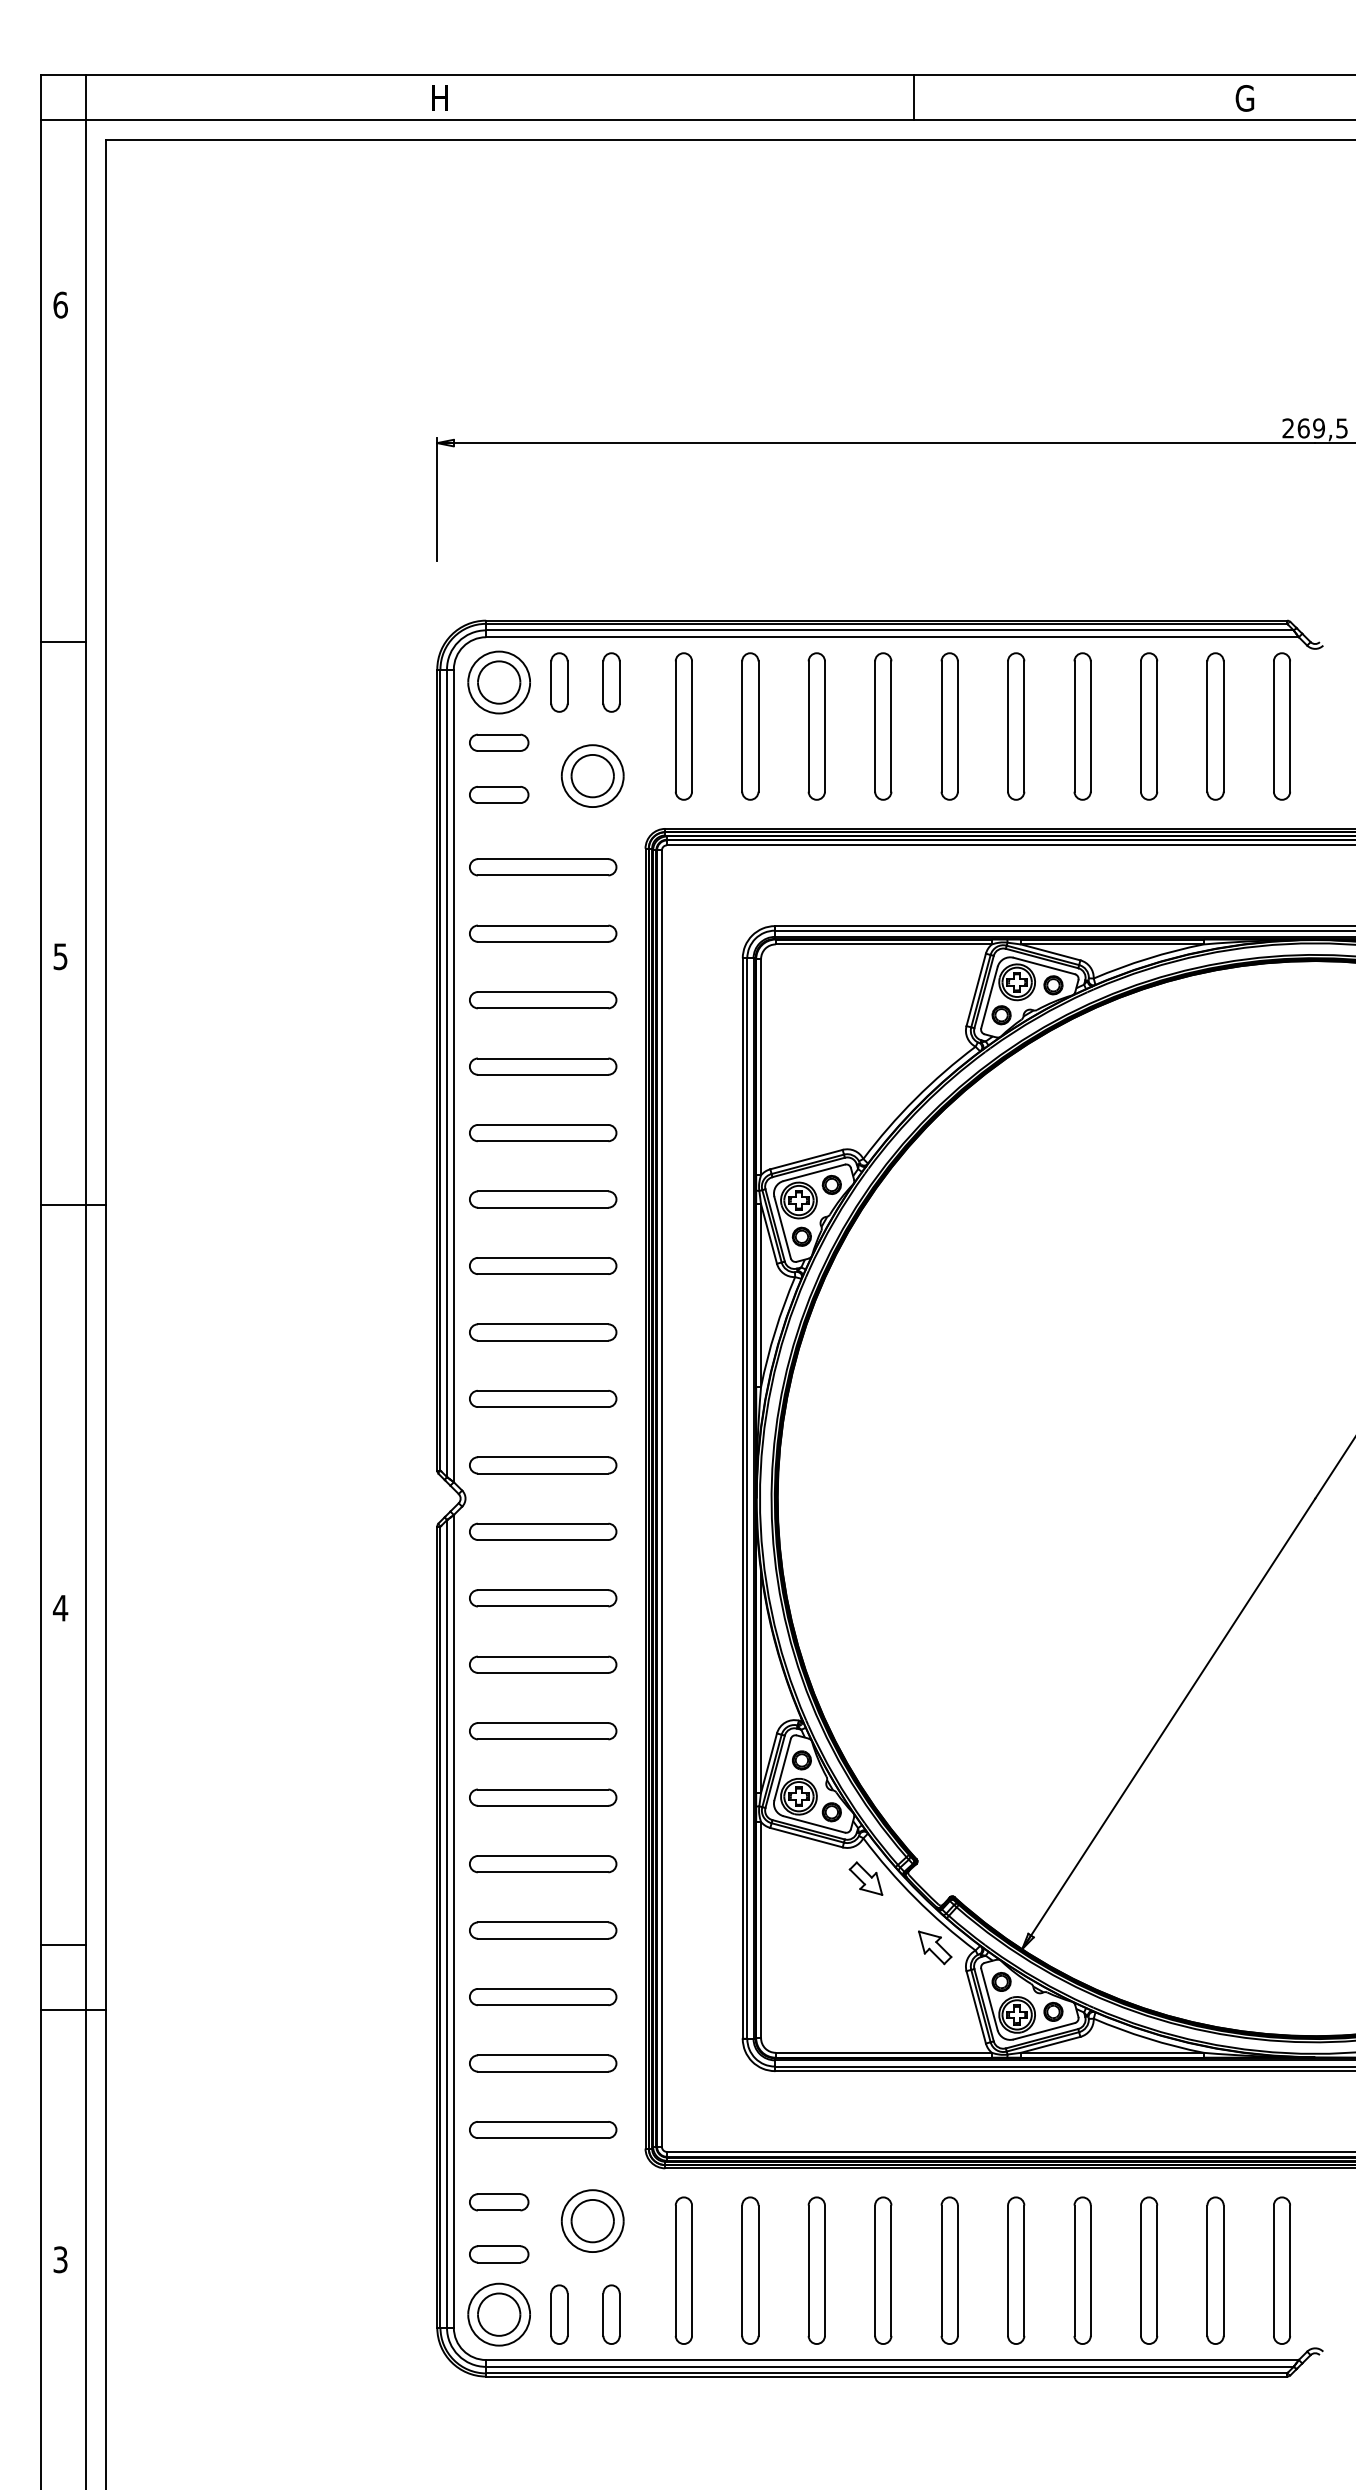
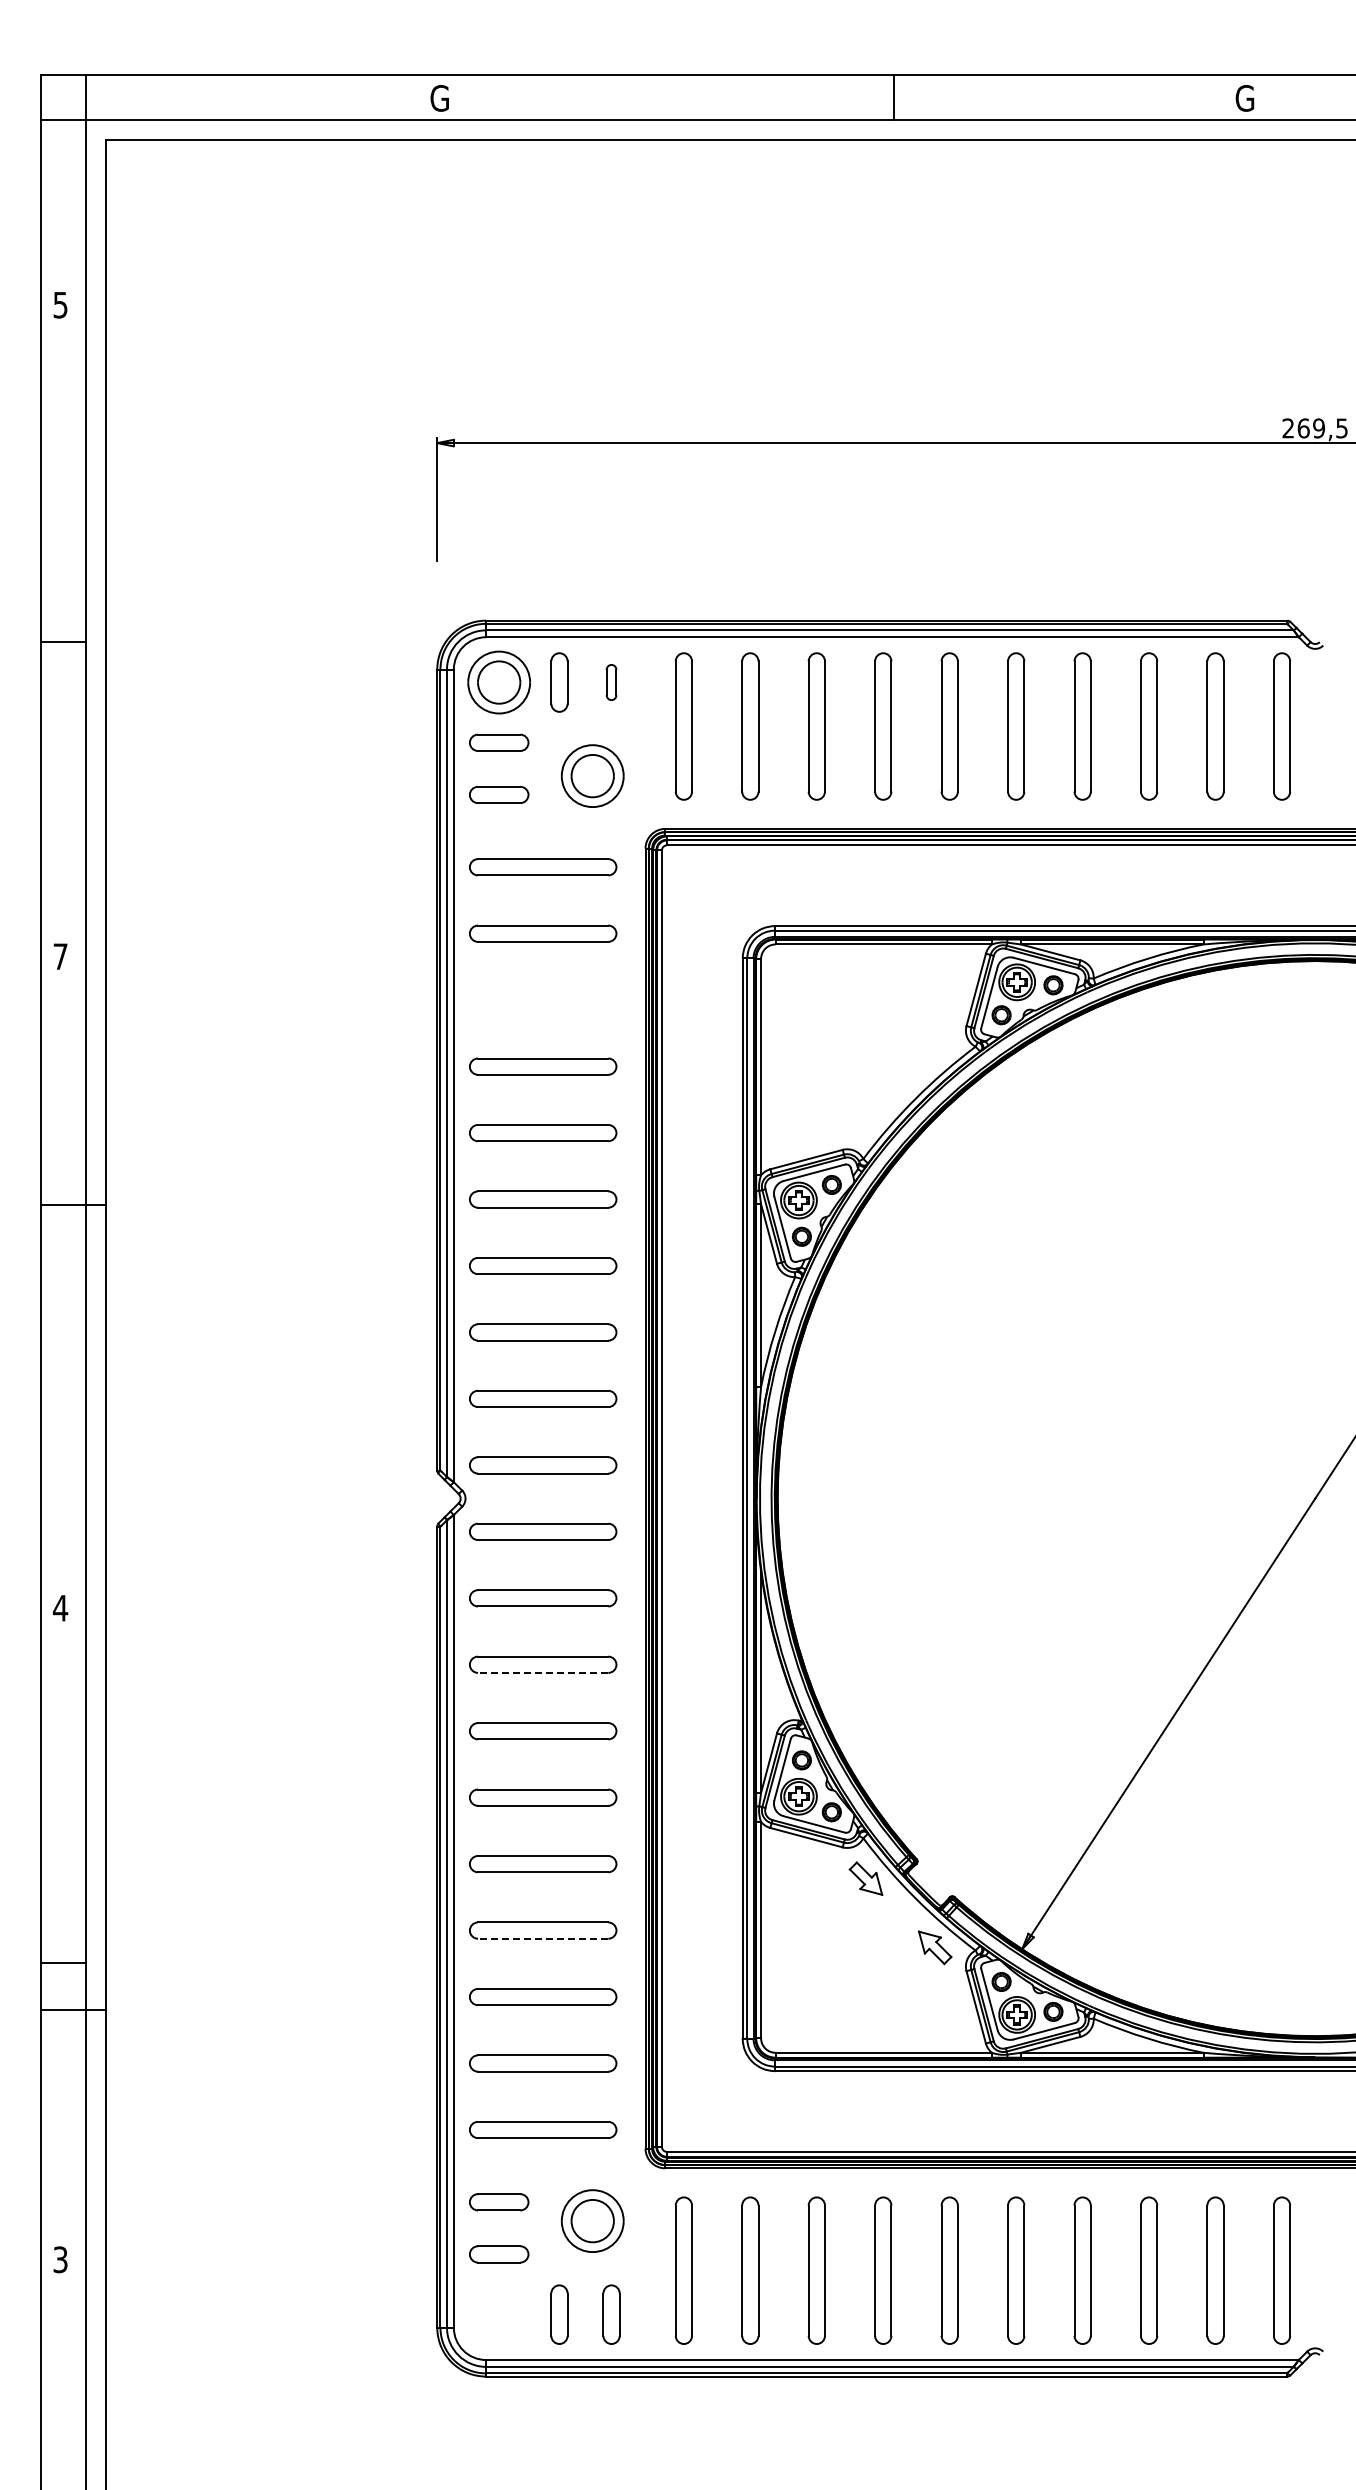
line position: (913, 97) -> (893, 97) (893, 97)
text: H -> G (439, 98)
text: 6 -> 5 (60, 304)
part size: 19x61 px -> 13x37 px (611, 682)
text: 5 -> 7 (60, 956)
part: present -> none (543, 1000)
line: solid -> dashed (542, 1672)
line: solid -> dashed (542, 1938)
line position: (63, 1944) -> (63, 1962) (63, 1962)
part: present -> none (498, 2314)
